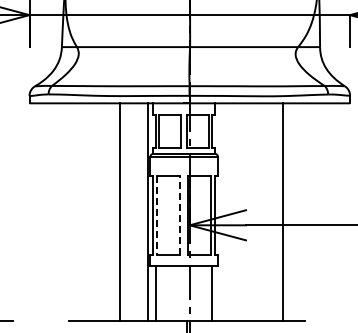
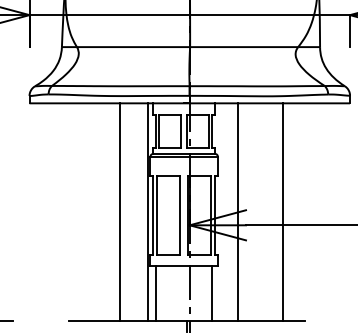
line: none -> present (237, 211)
line: dashed -> solid (180, 215)
line: dashed -> solid (157, 216)
